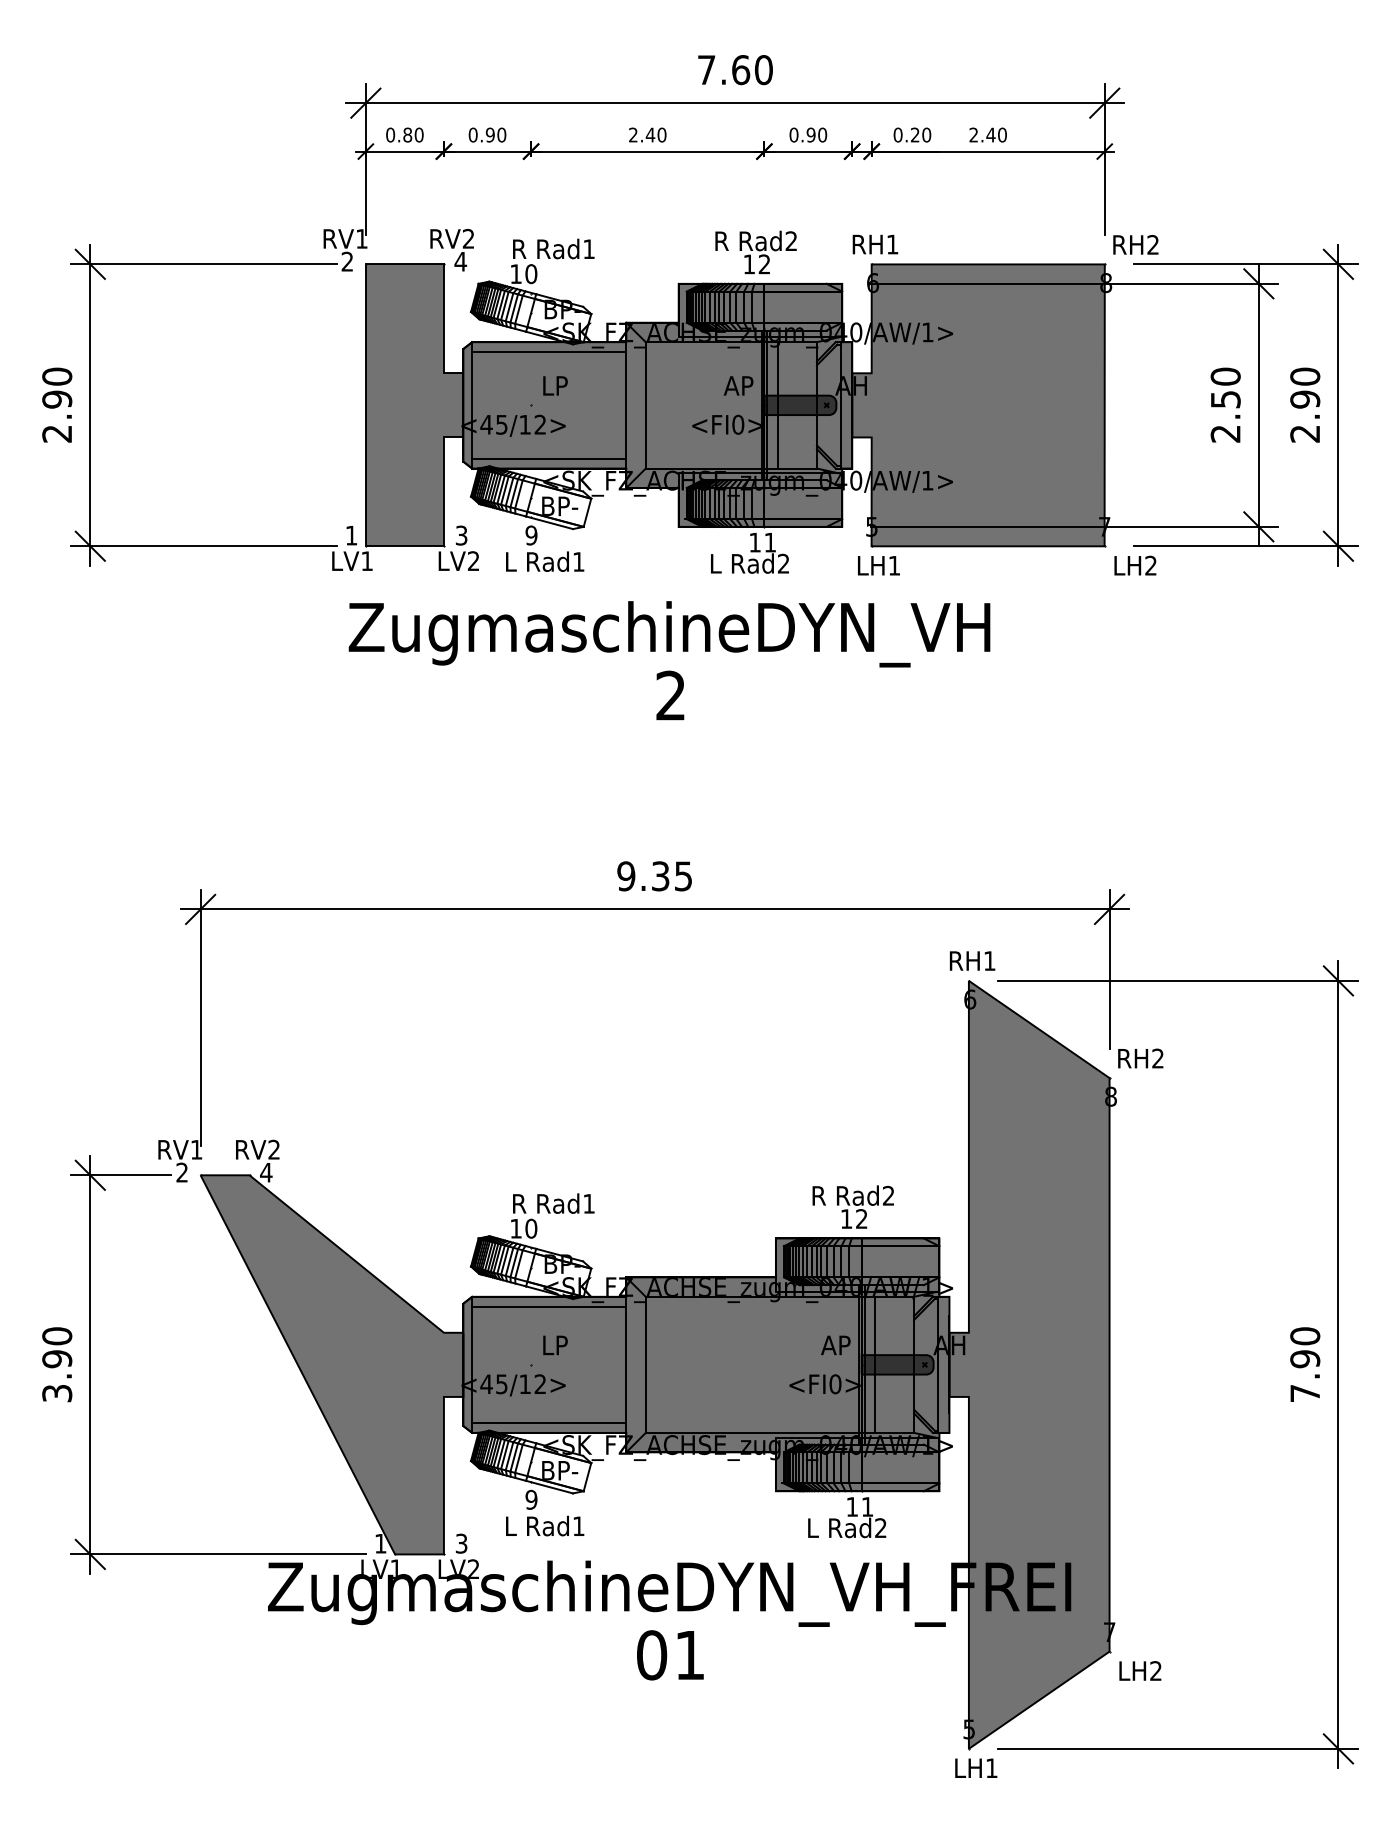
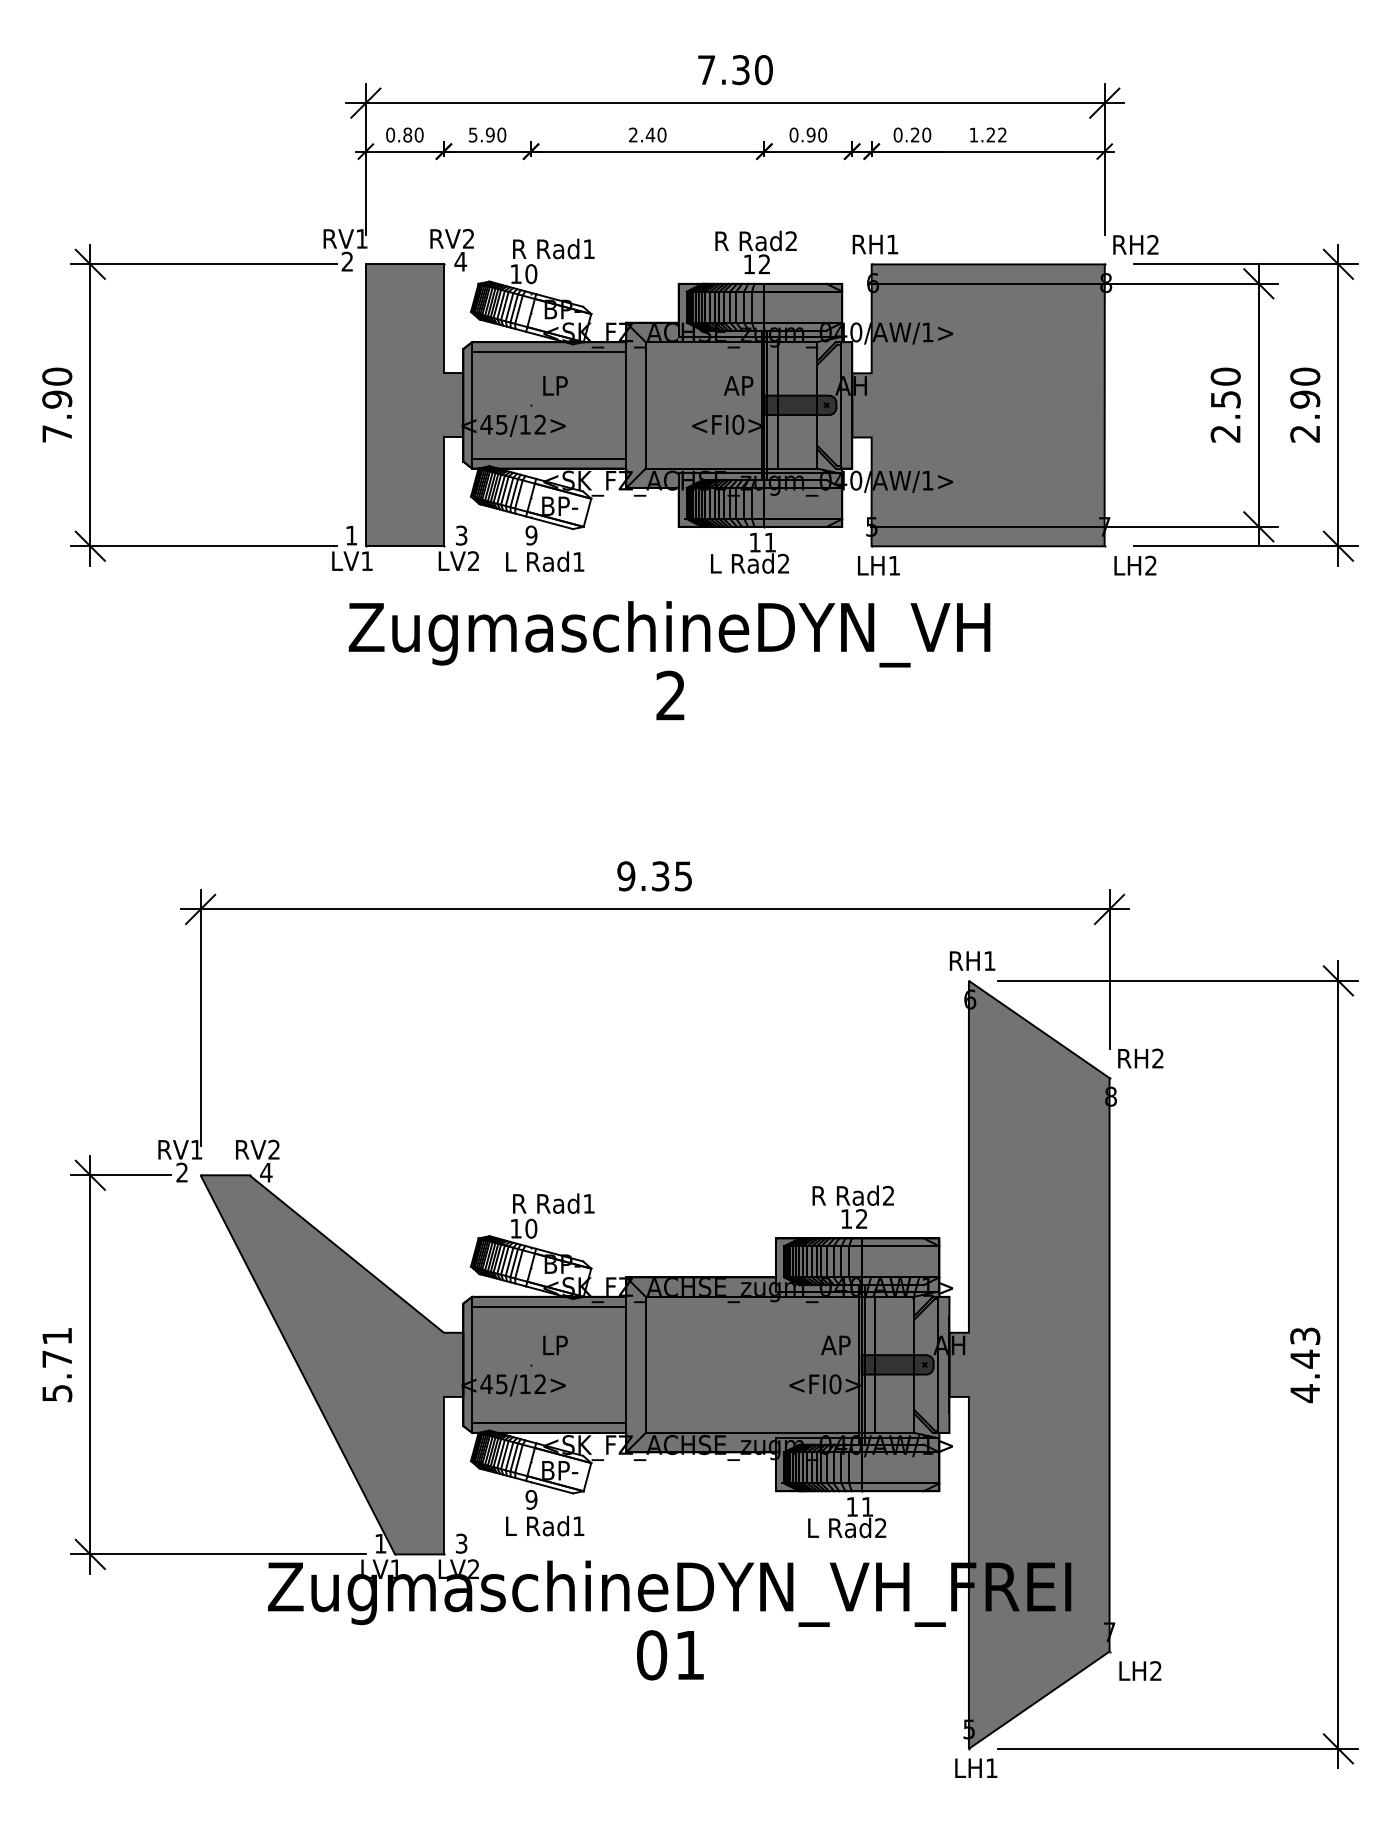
text: 7.60 -> 7.30 (741, 70)
text: 0.90 -> 5.90 (472, 134)
text: 2.40 -> 1.22 (987, 134)
text: 2.90 -> 7.90 (56, 433)
text: 3.90 -> 5.71 (57, 1364)
text: 7.90 -> 4.43 (1305, 1365)
